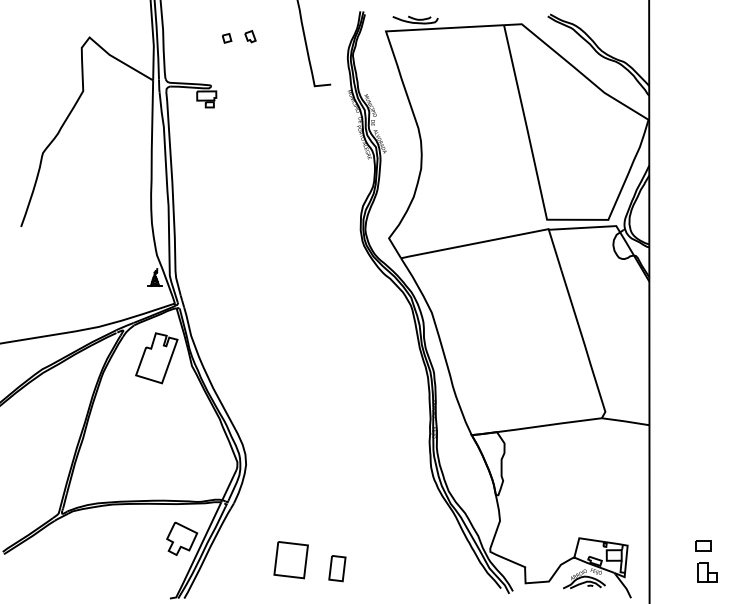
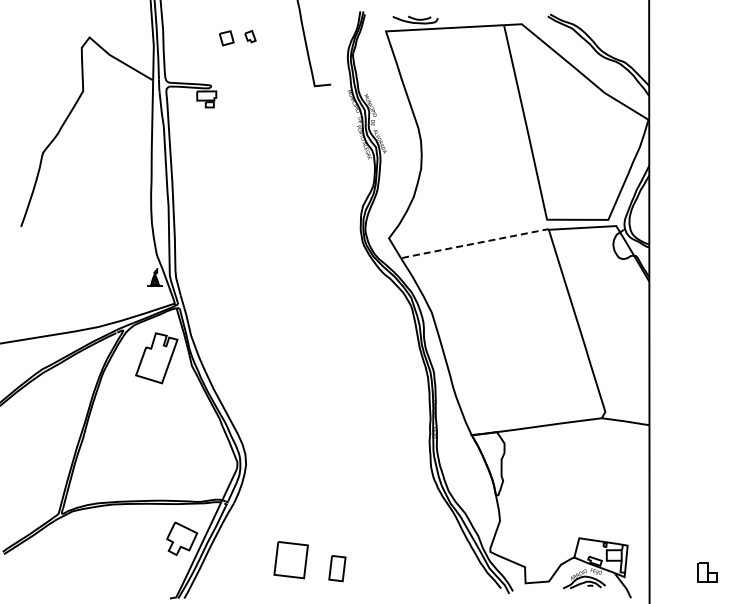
part size: 11x11 px -> 16x17 px (226, 38)
line: solid -> dashed (475, 243)
line: present -> none (703, 541)
